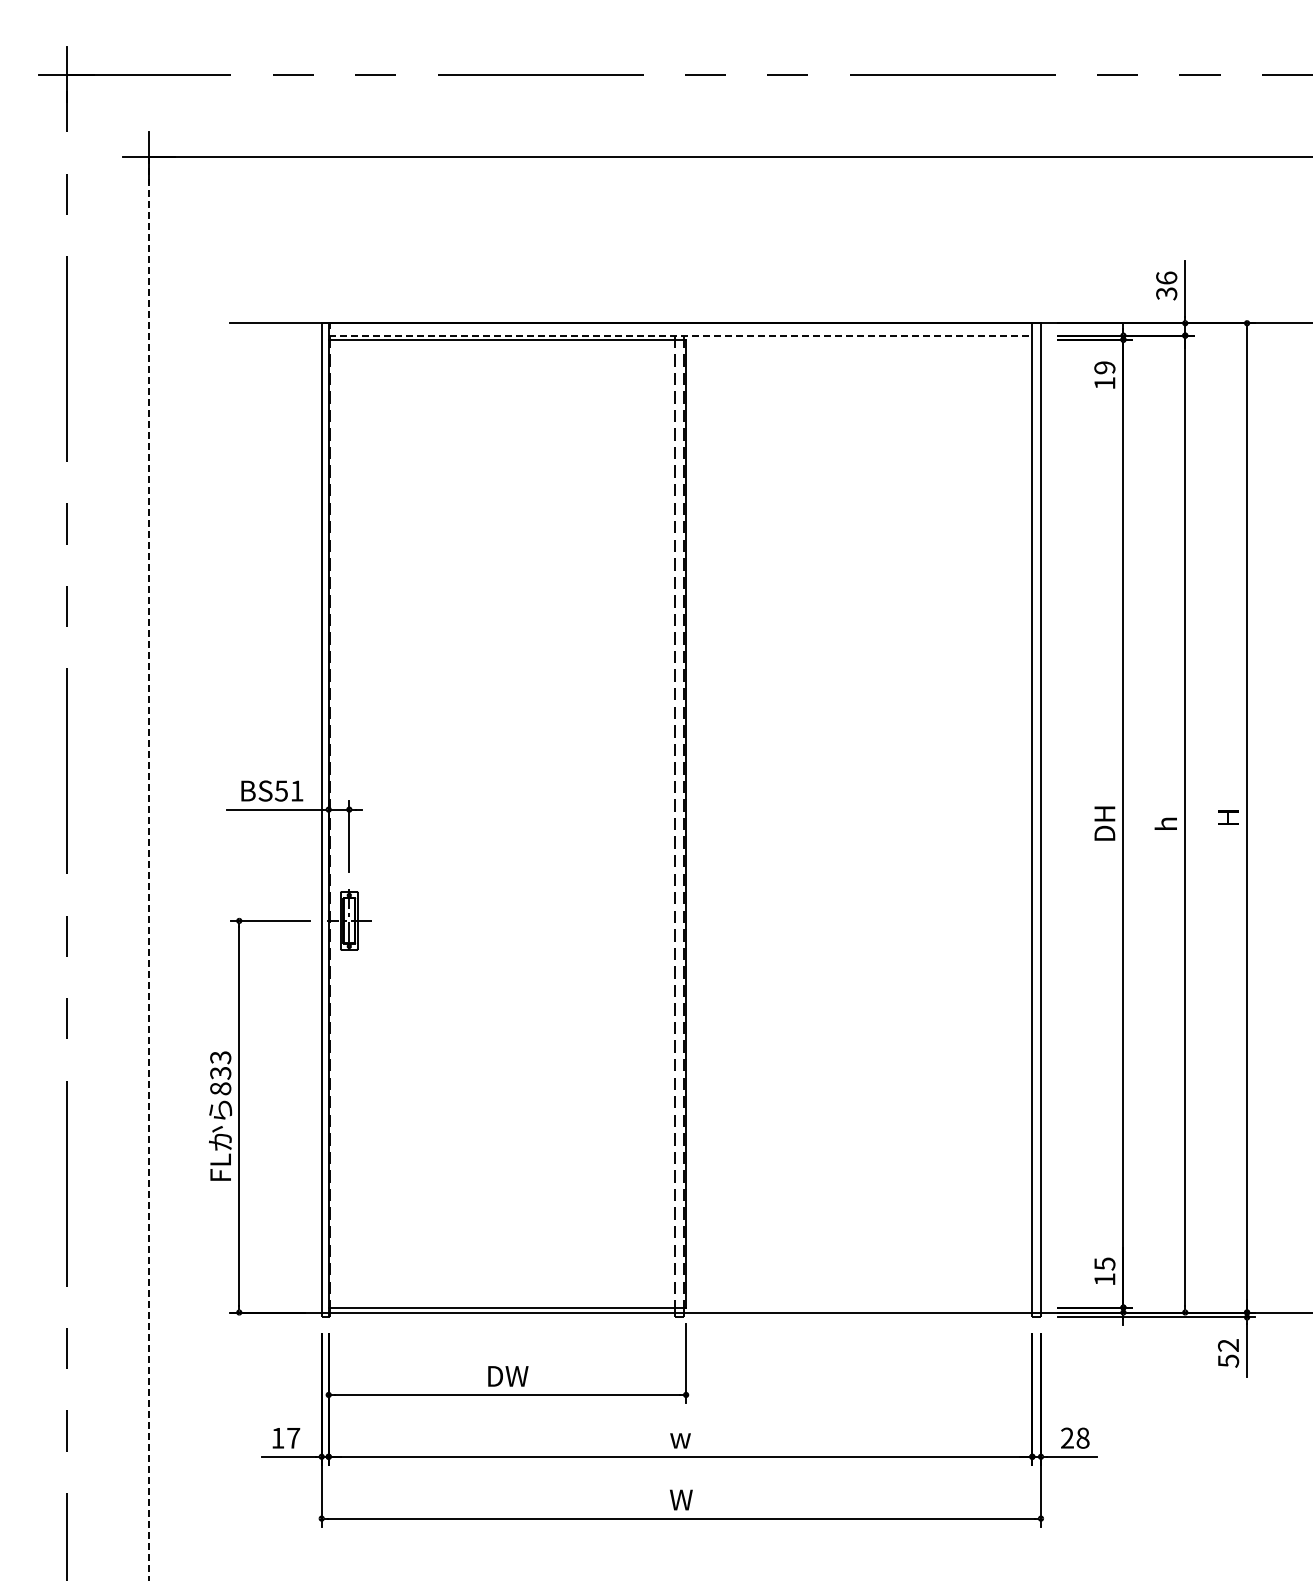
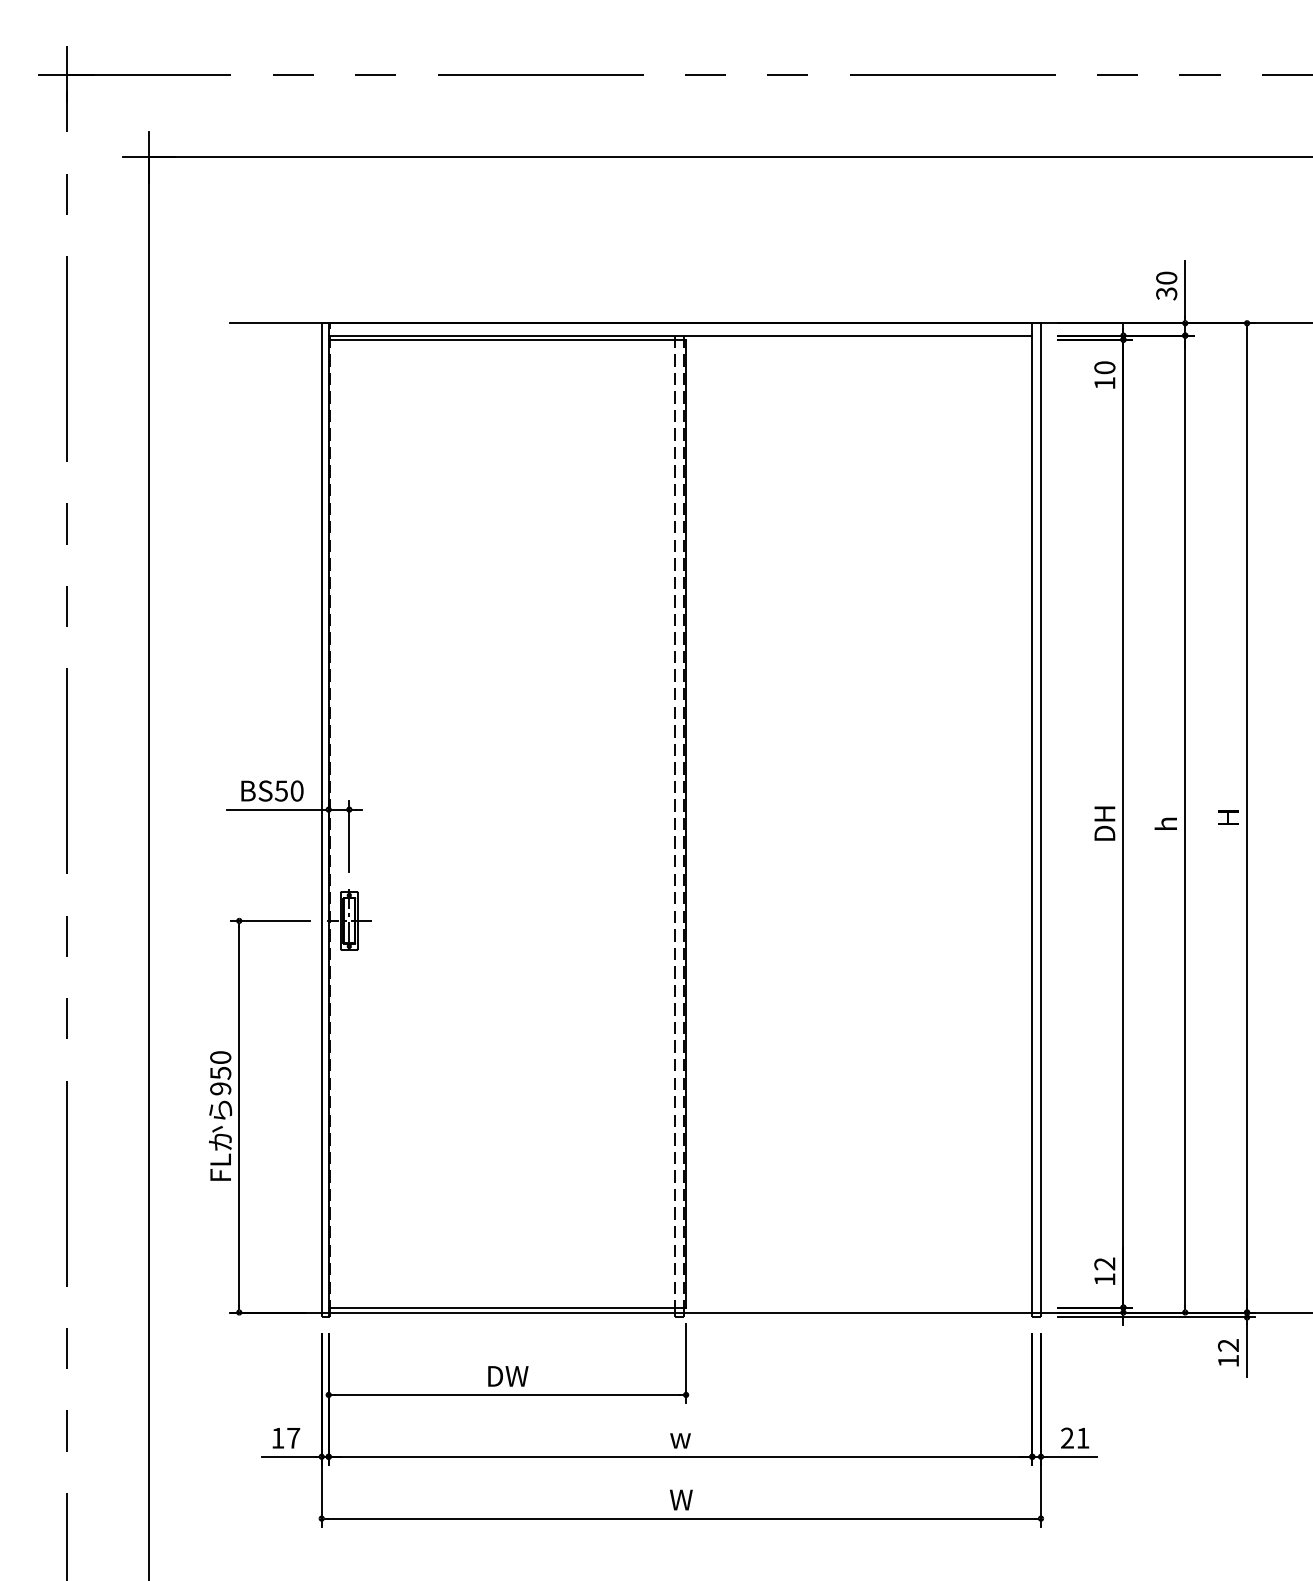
text: 36 -> 30 (1166, 277)
line: dashed -> solid (680, 335)
text: 19 -> 10 (1104, 367)
text: BS51 -> BS50 (296, 790)
line: dashed -> solid (148, 869)
text: 833 -> 950 (220, 1073)
text: 15 -> 12 (1104, 1263)
text: 52 -> 12 (1228, 1360)
text: 28 -> 21 (1082, 1437)
